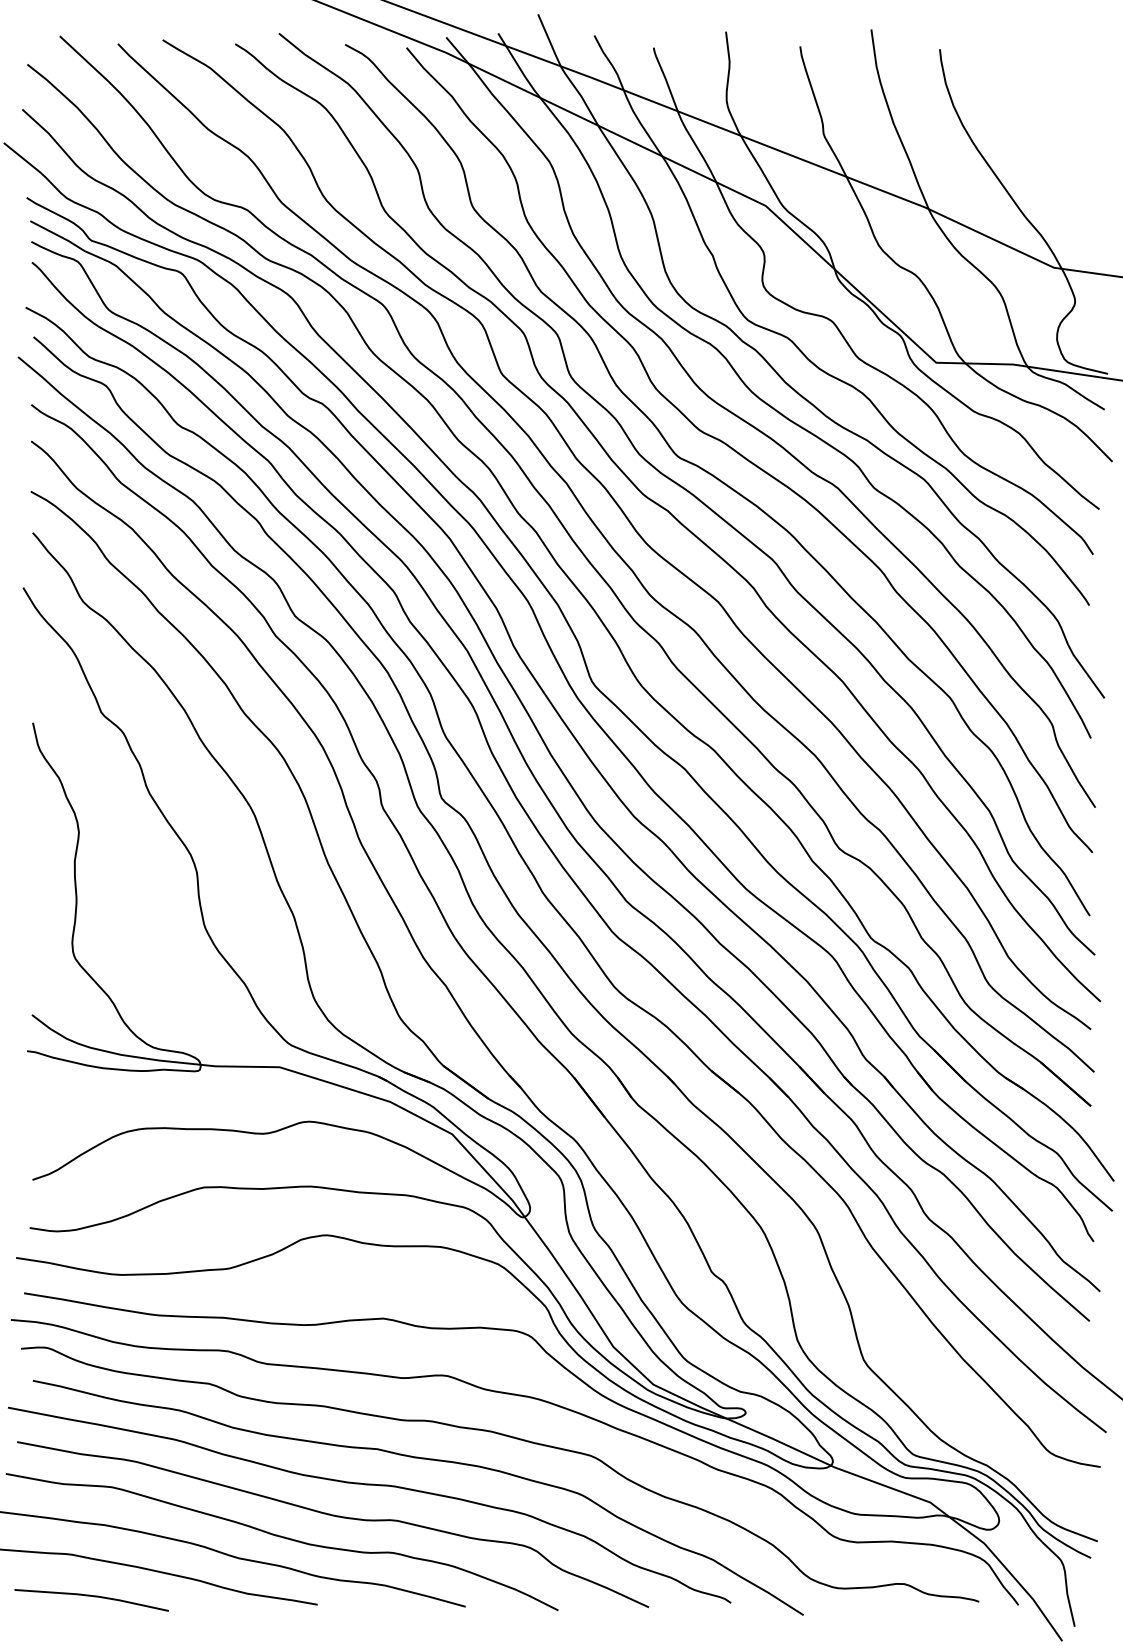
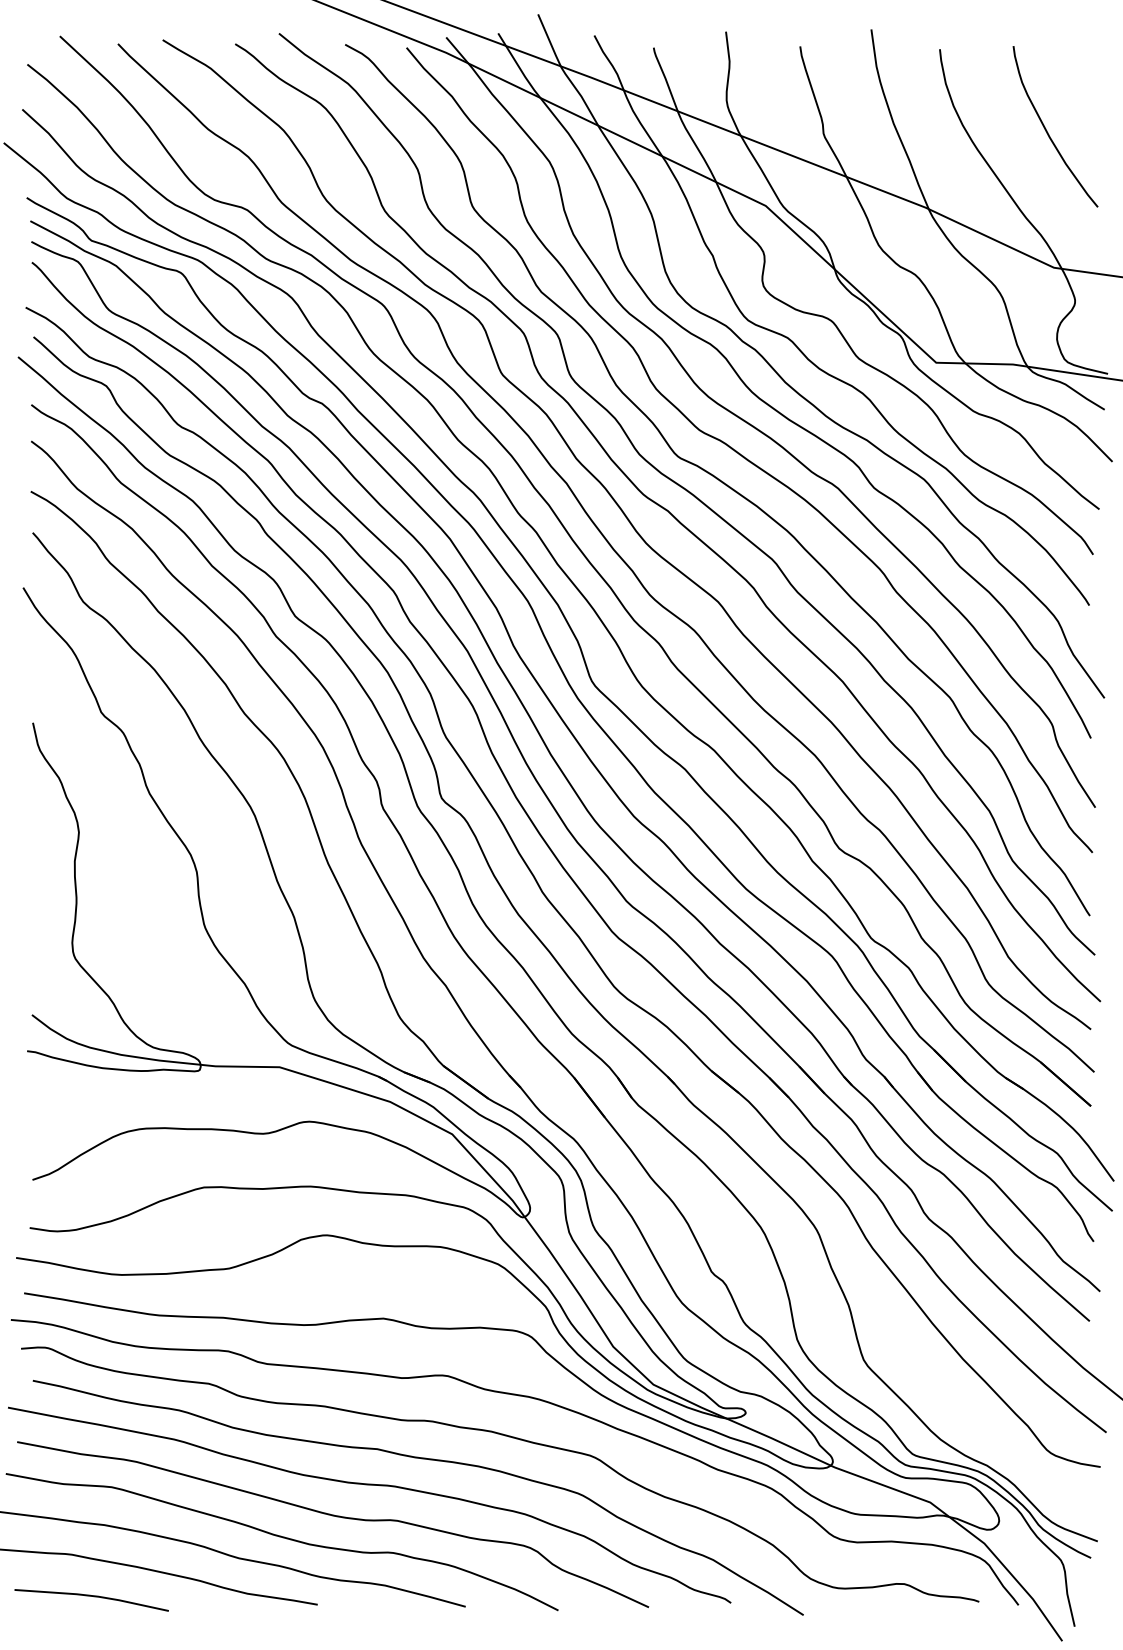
curve: none -> present (1047, 130)
